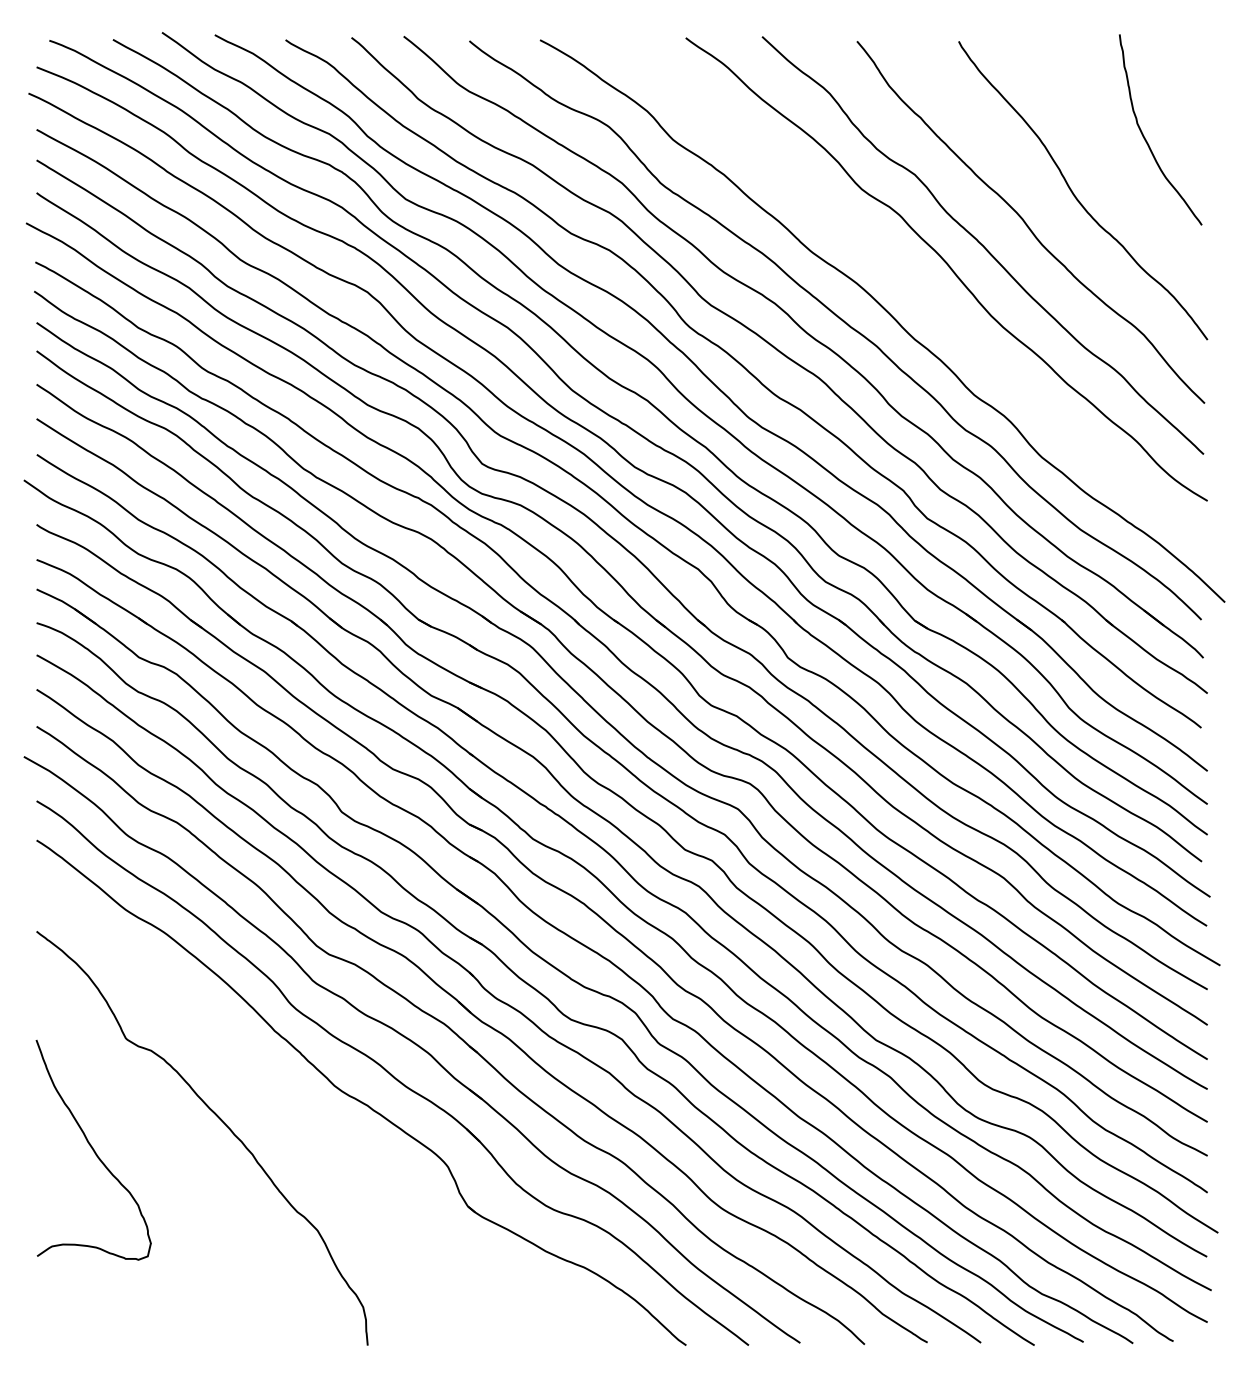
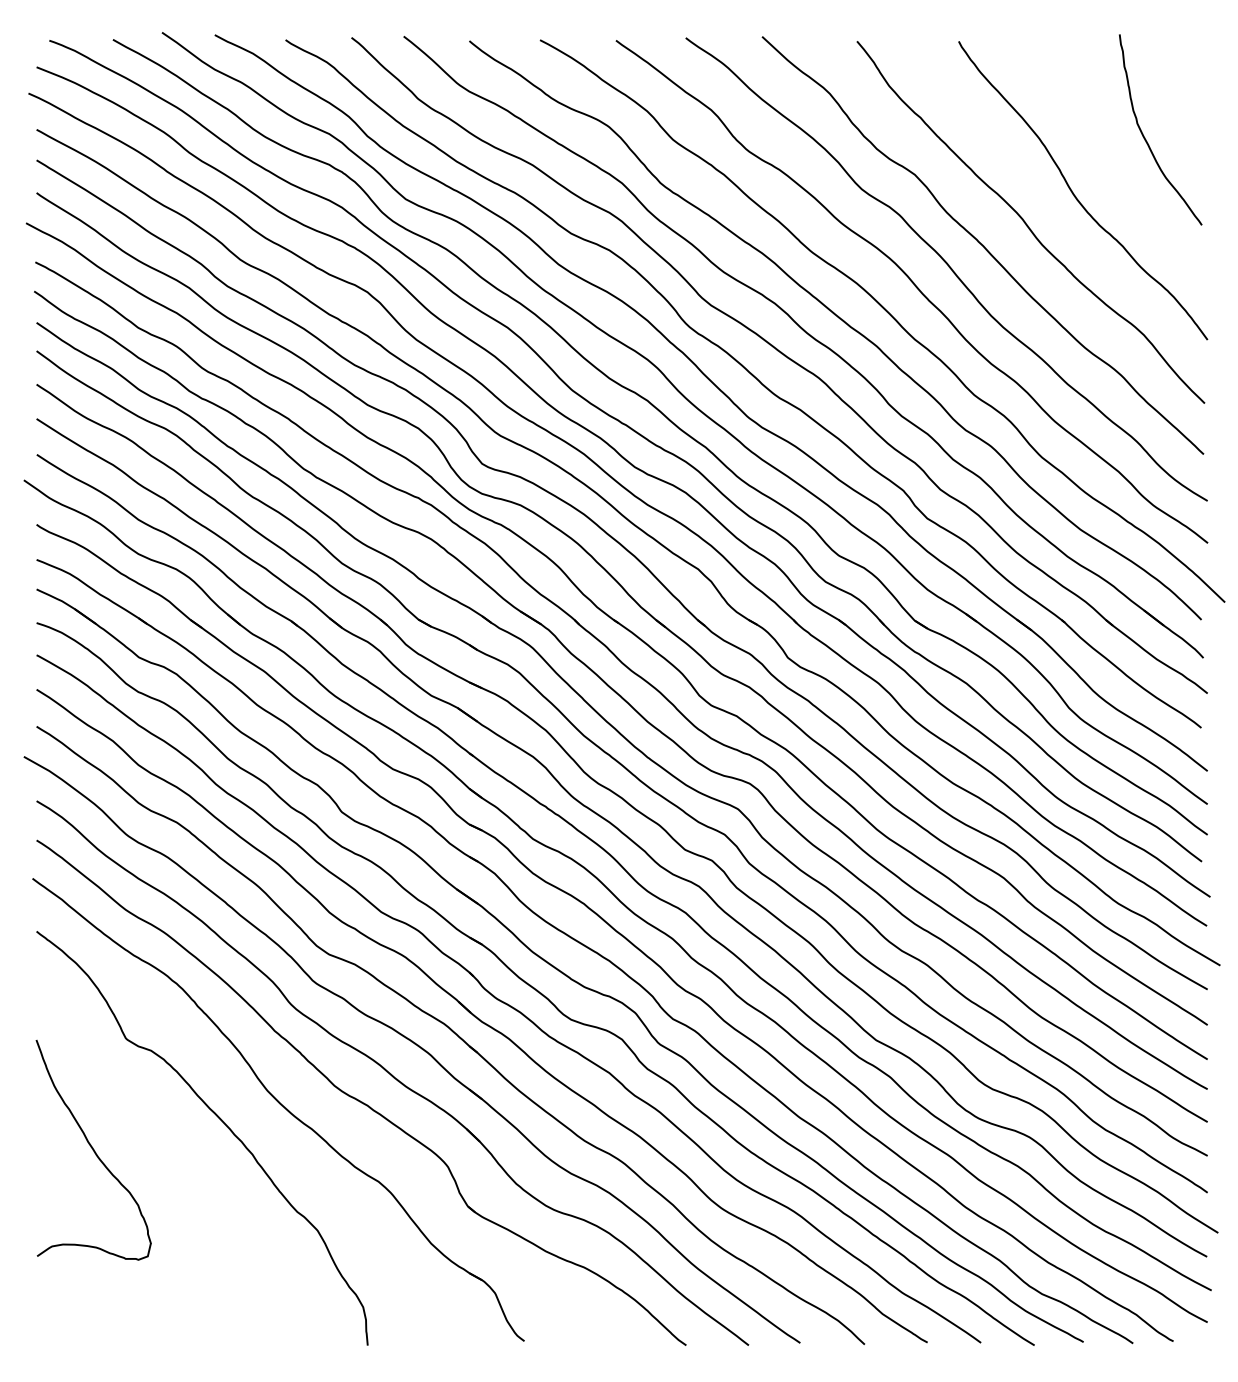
curve: none -> present (915, 287)
part: none -> present (278, 1109)
